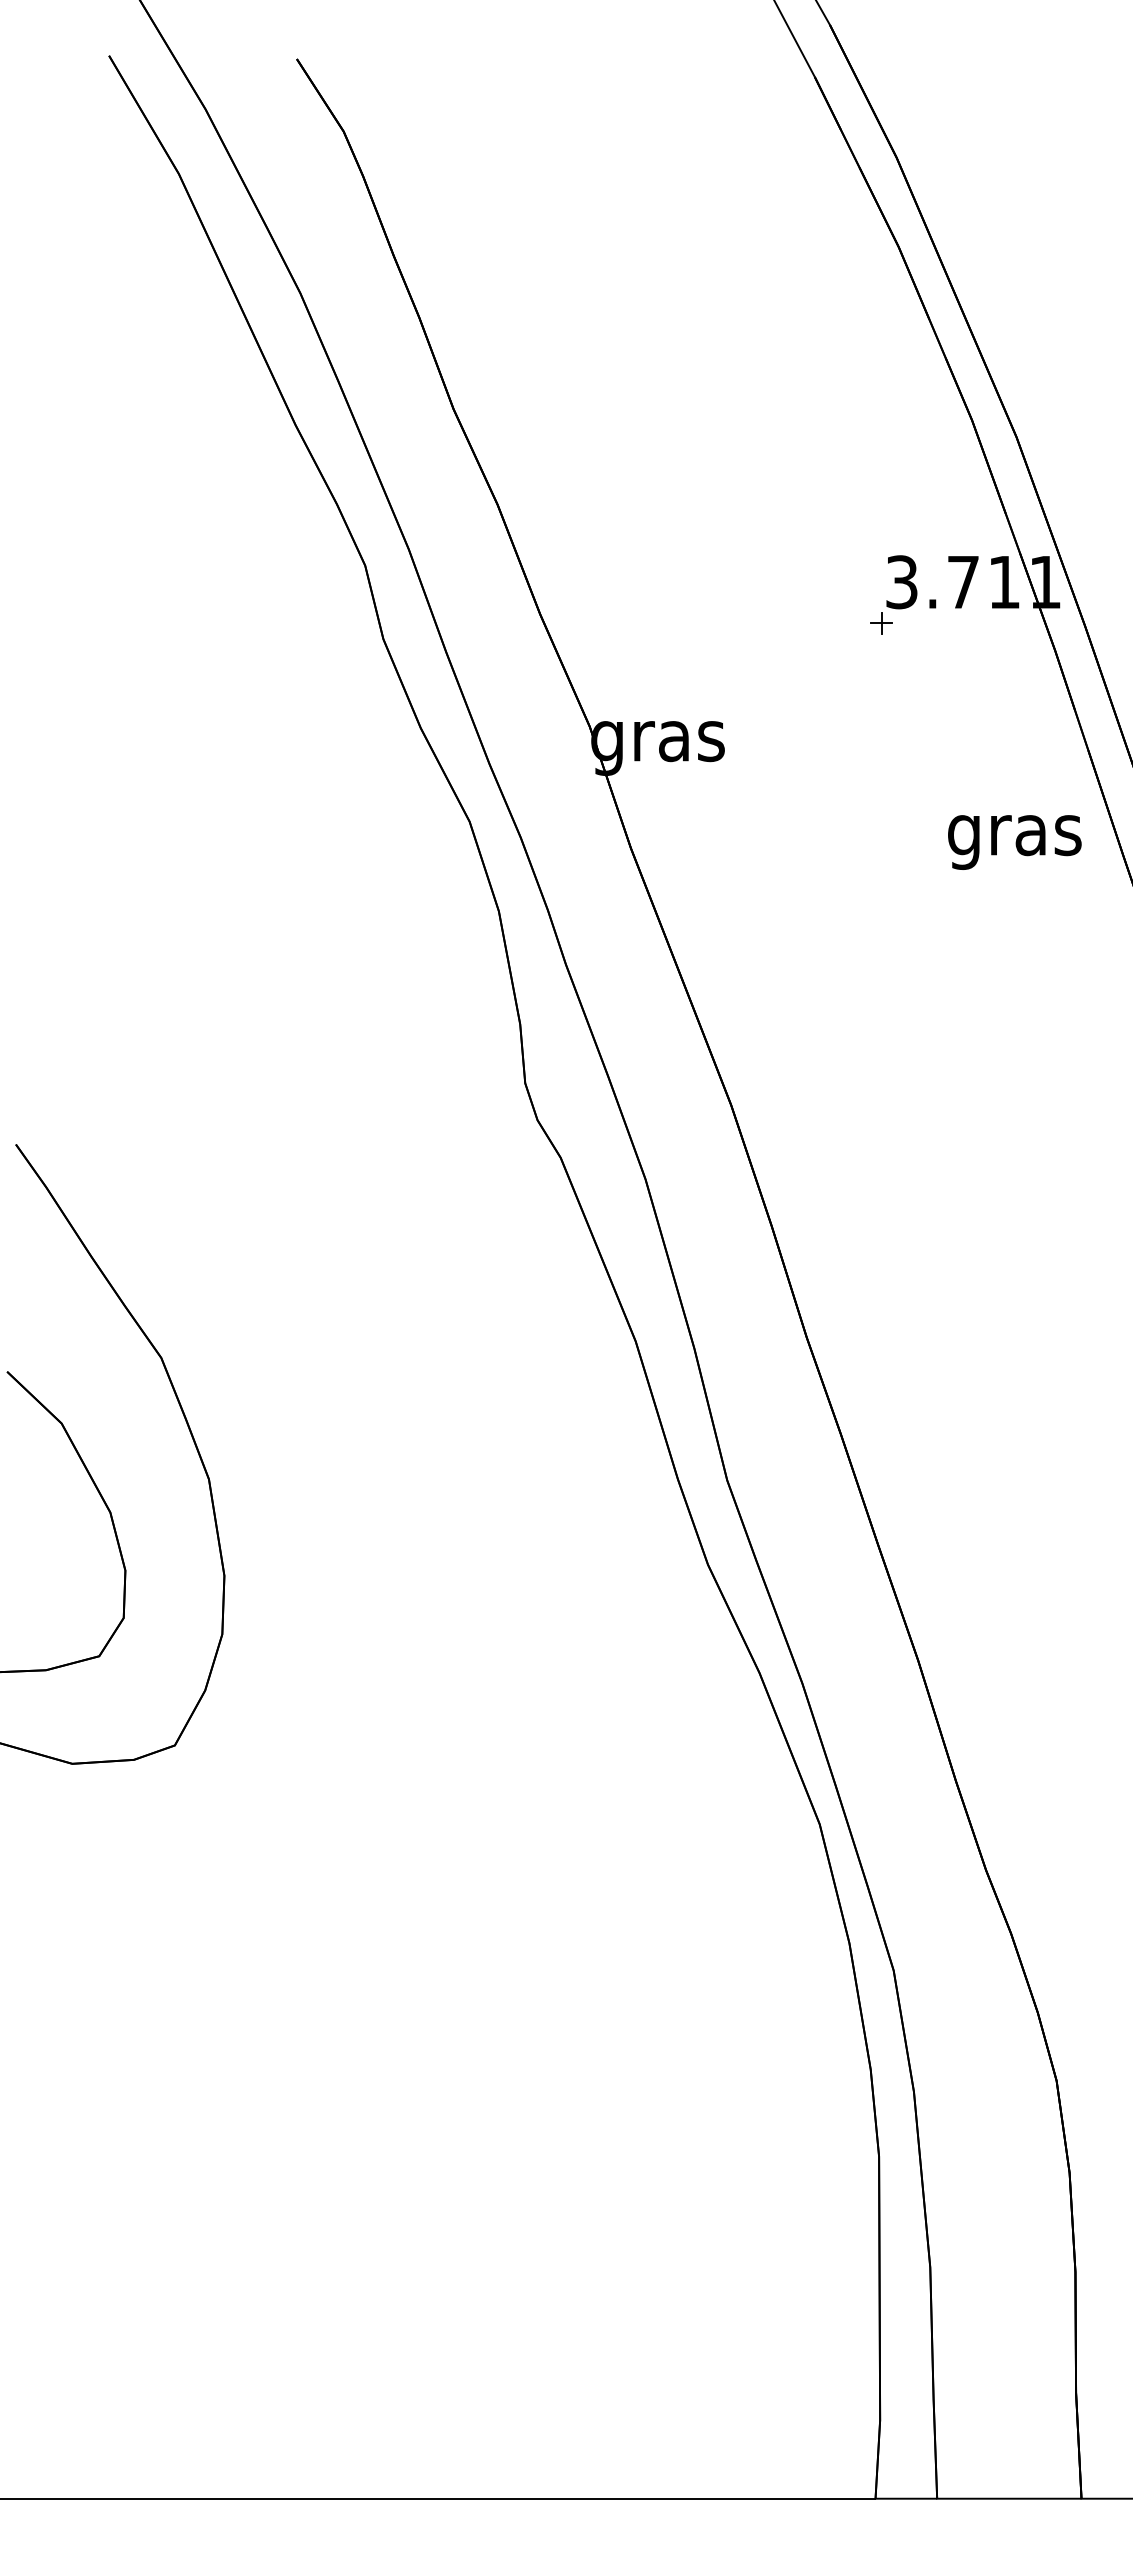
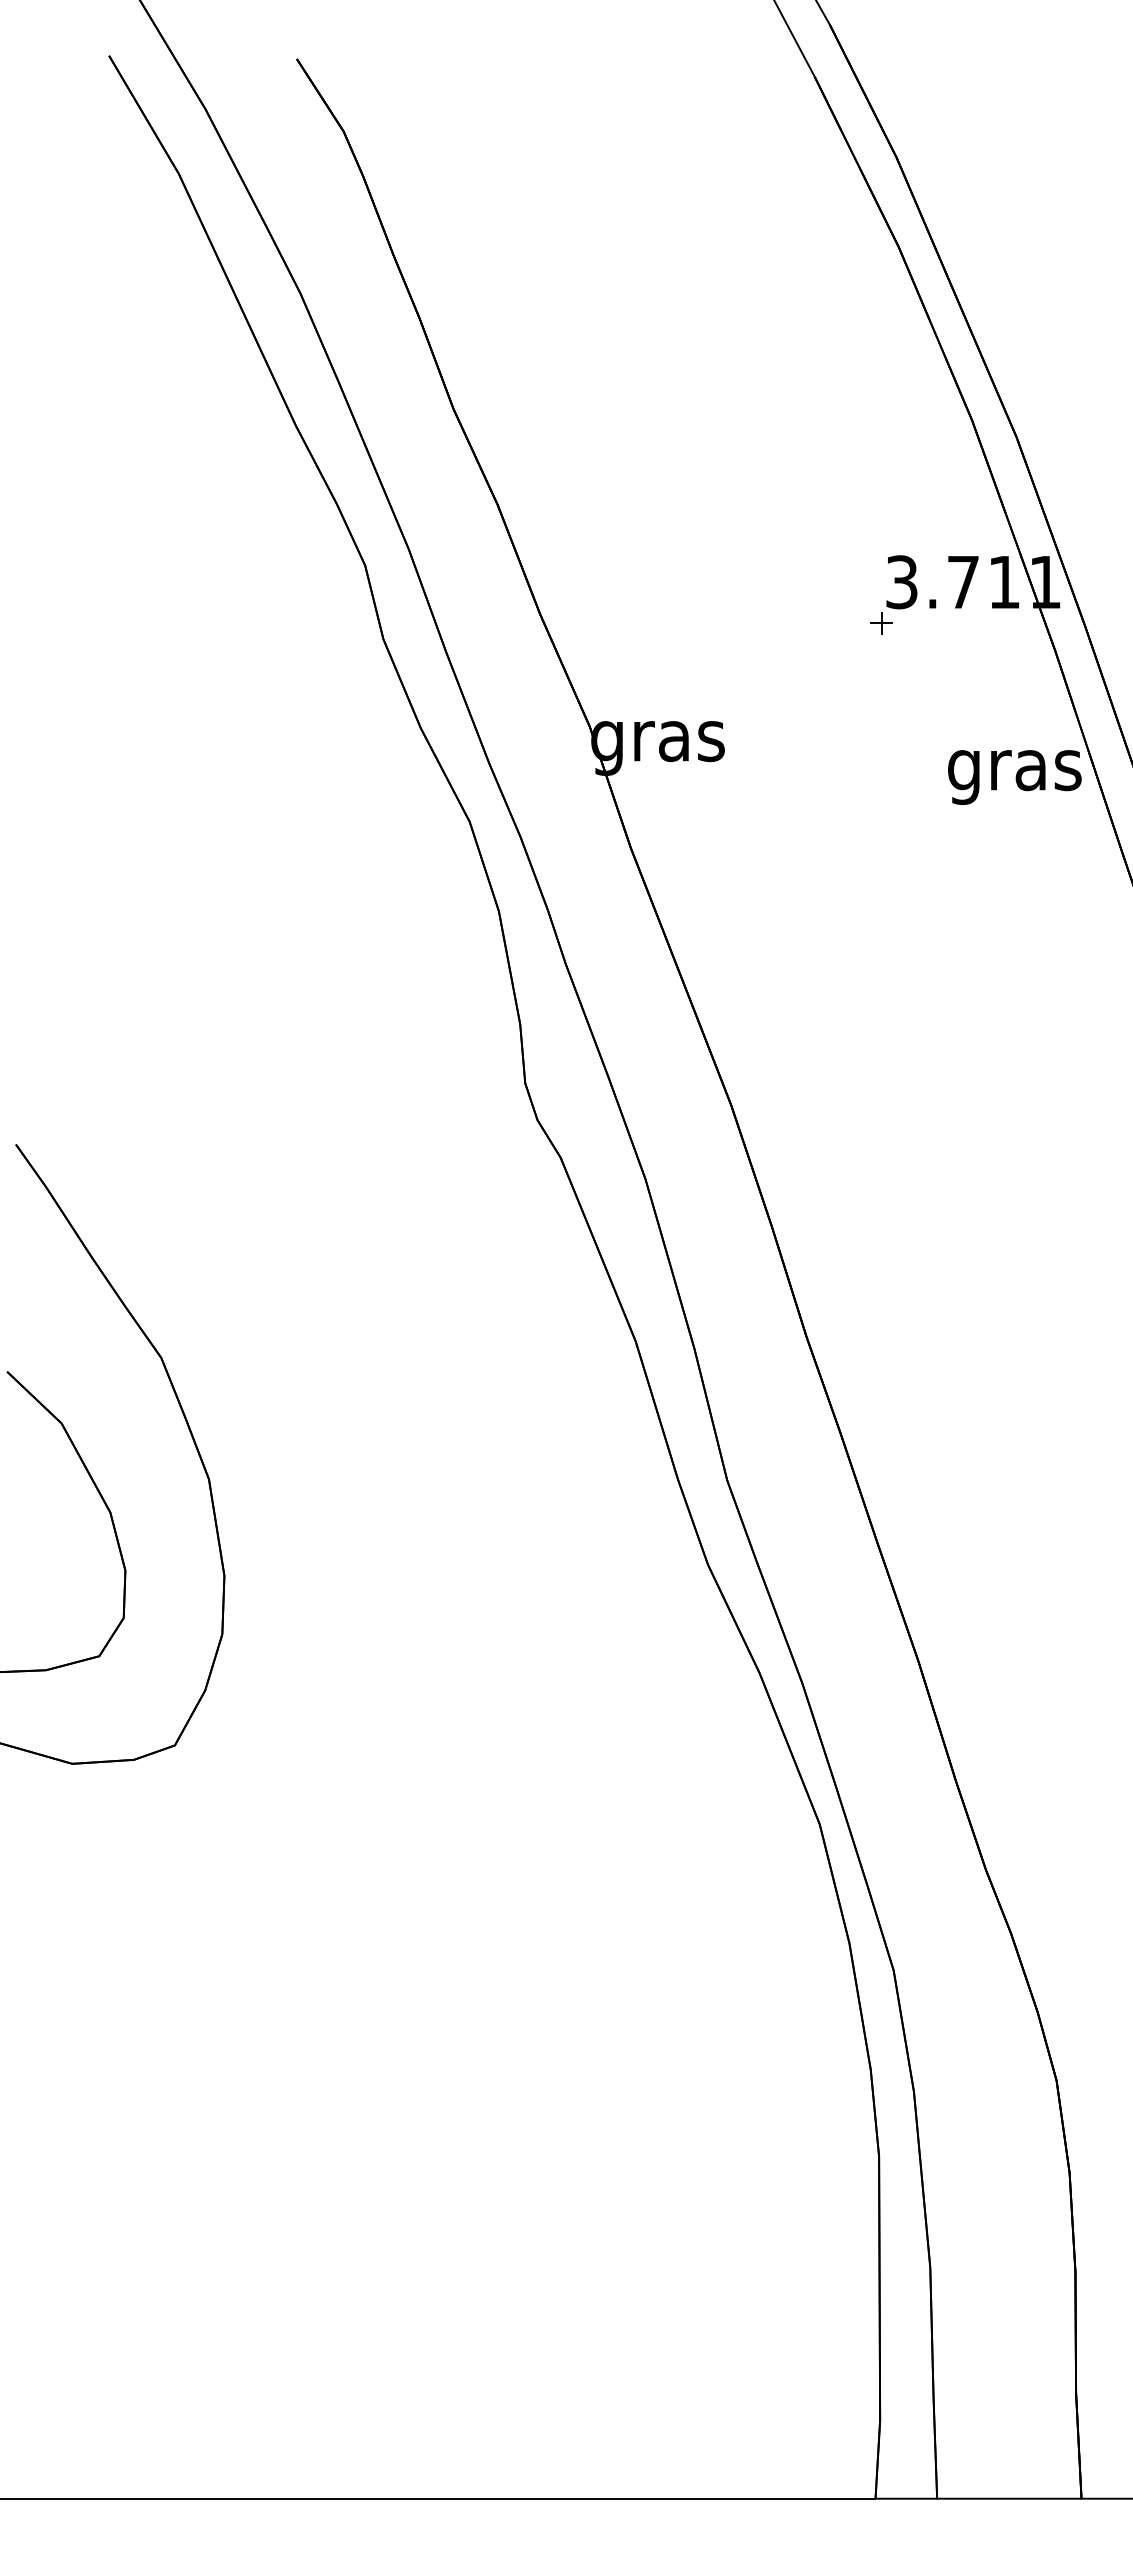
text position: (1014, 842) -> (1014, 777) (1014, 777)
